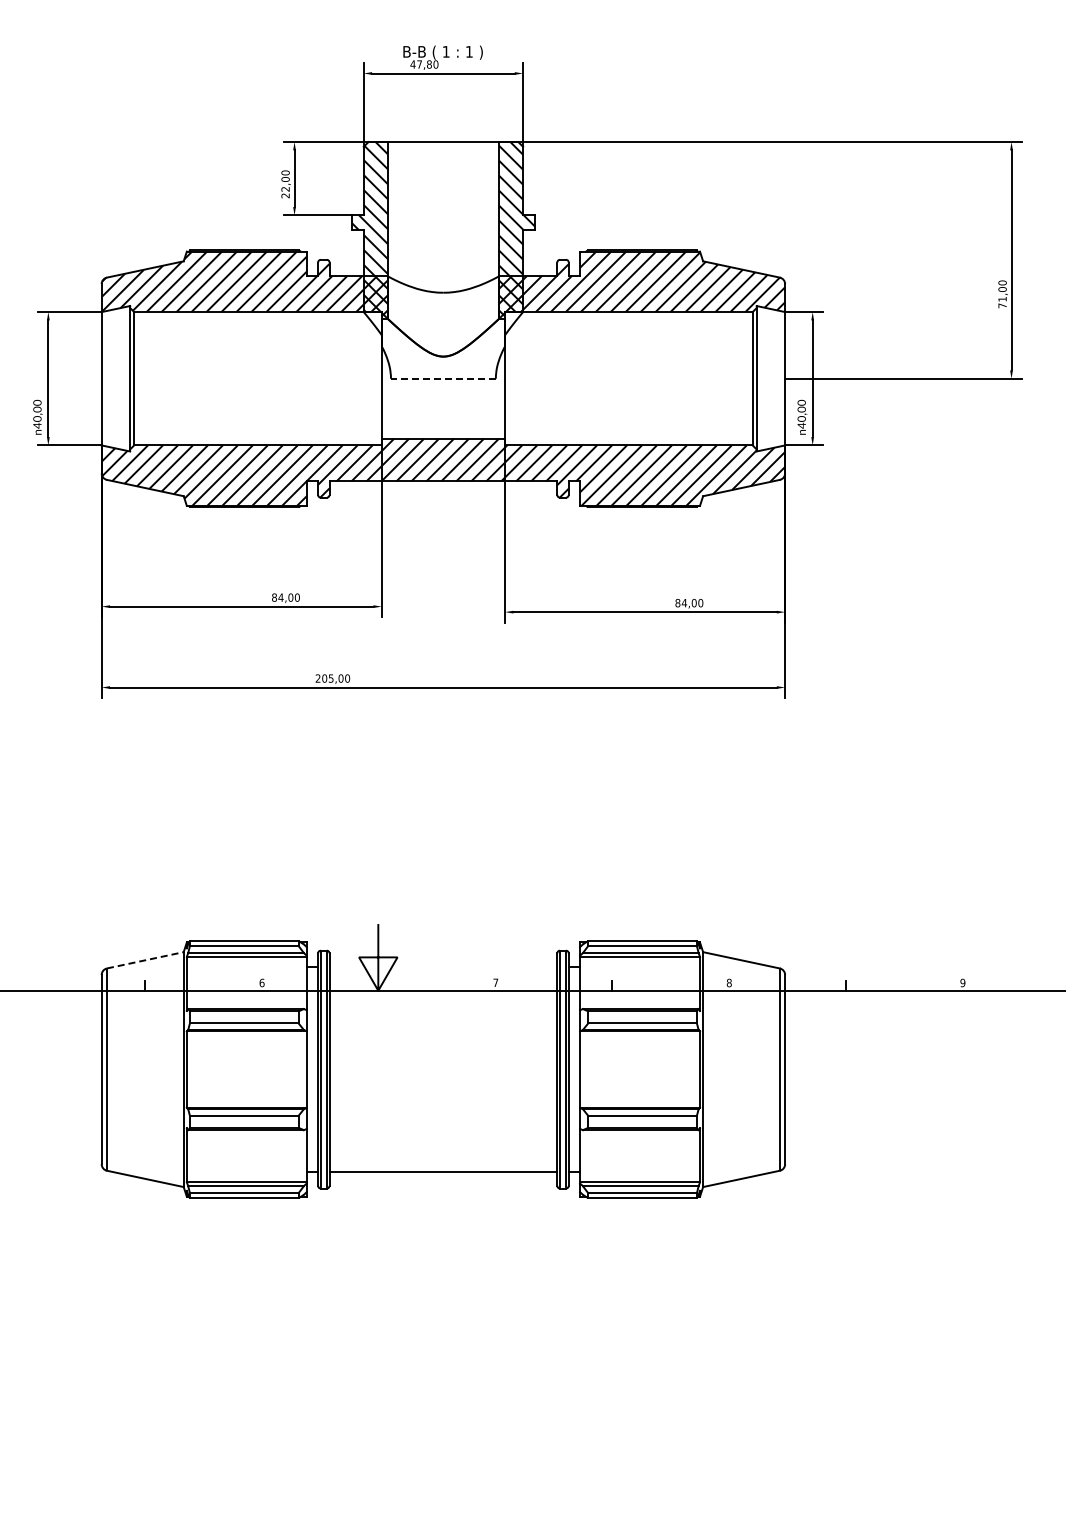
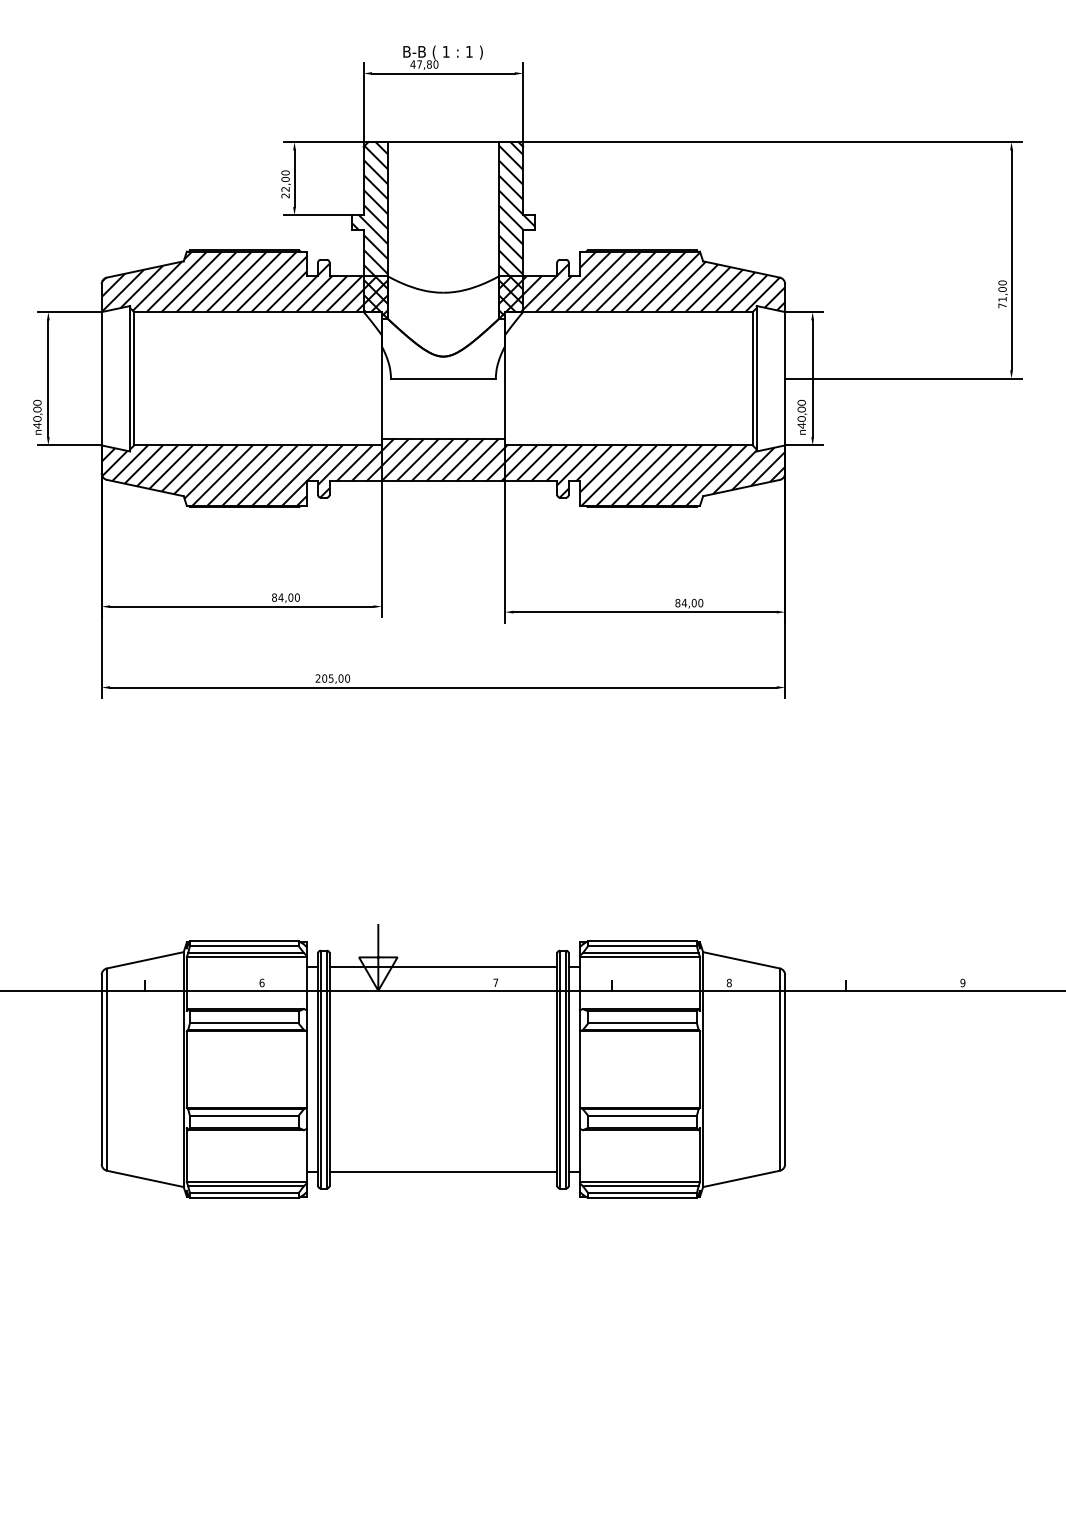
line: dashed -> solid (442, 378)
line: dashed -> solid (145, 960)
line: none -> present (443, 967)
